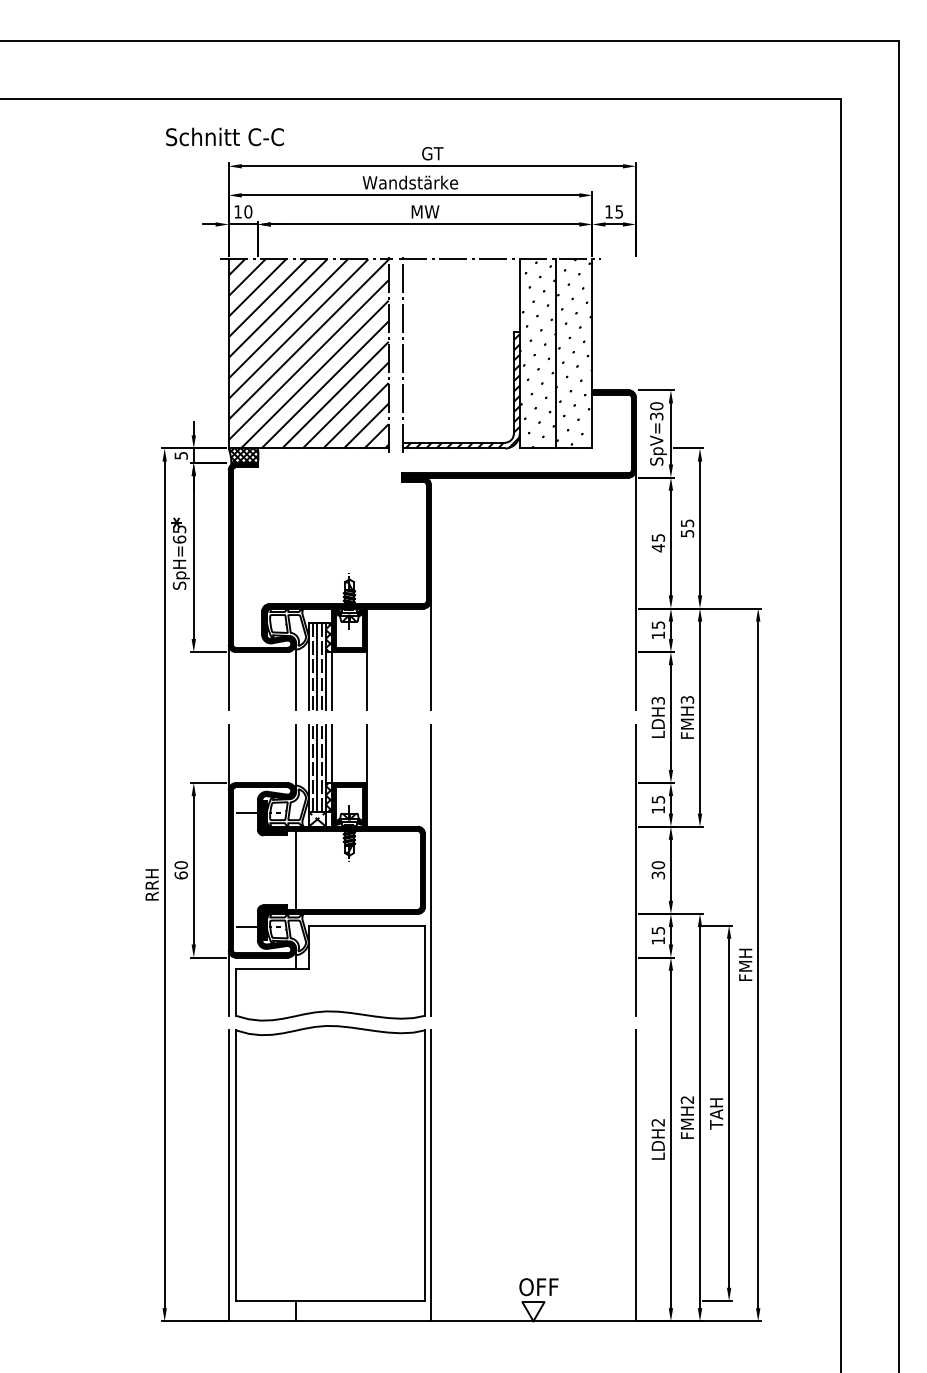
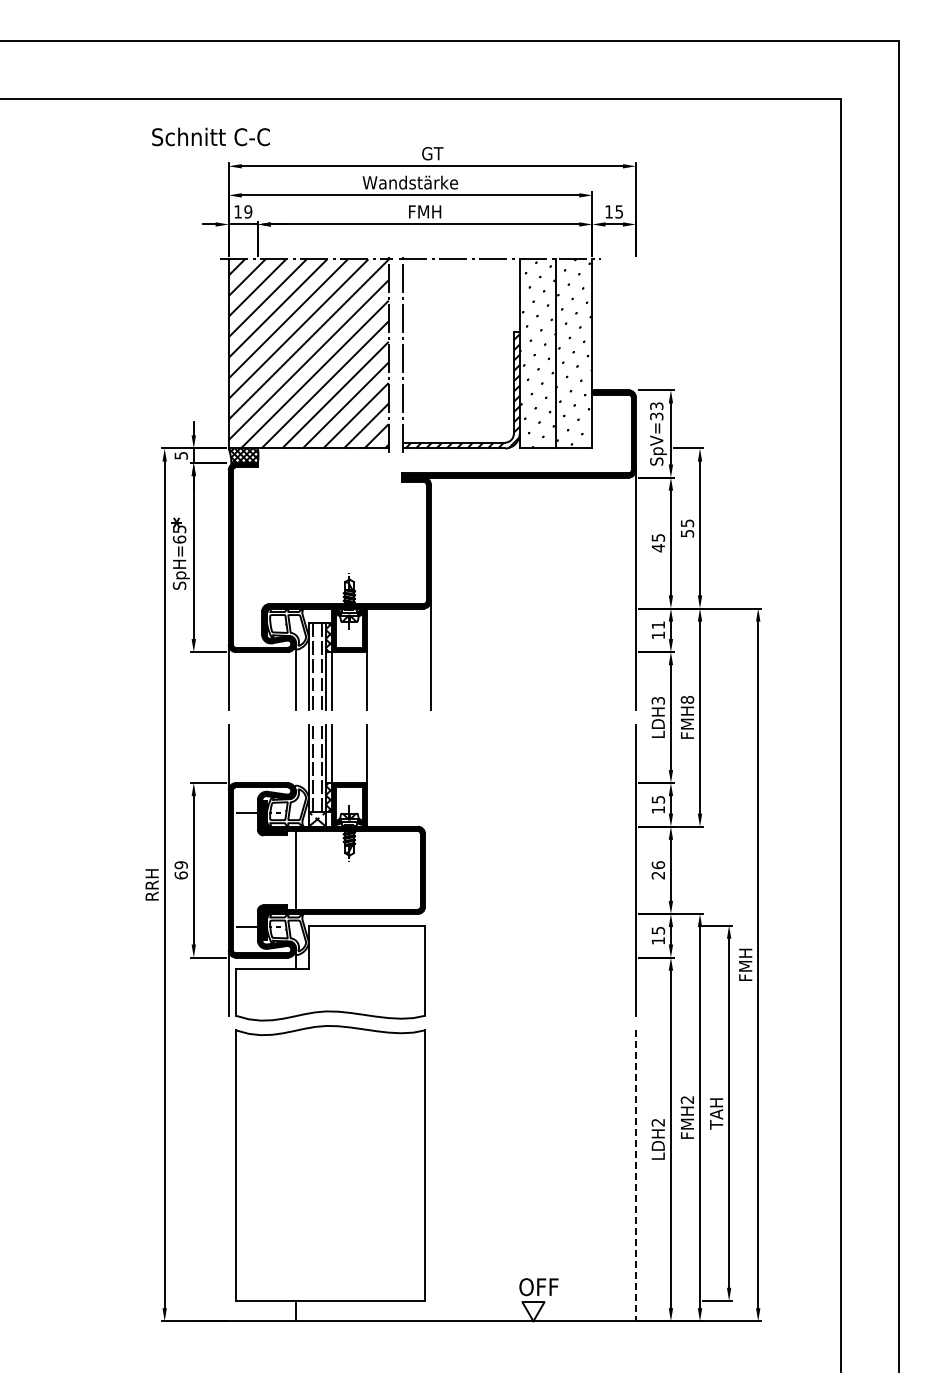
text position: (224, 136) -> (210, 136) (210, 136)
text: 10 -> 19 (248, 211)
text: MW -> FMH (425, 211)
text: SpV=30 -> SpV=33 (656, 406)
text: 15 -> 11 (658, 624)
line: present -> none (317, 666)
text: FMH3 -> FMH8 (687, 699)
line: present -> none (295, 757)
line: present -> none (317, 768)
text: 60 -> 69 (180, 865)
line: present -> none (430, 869)
text: 30 -> 26 (658, 870)
line: present -> none (228, 1175)
line: present -> none (430, 1175)
line: solid -> dashed (636, 1176)
